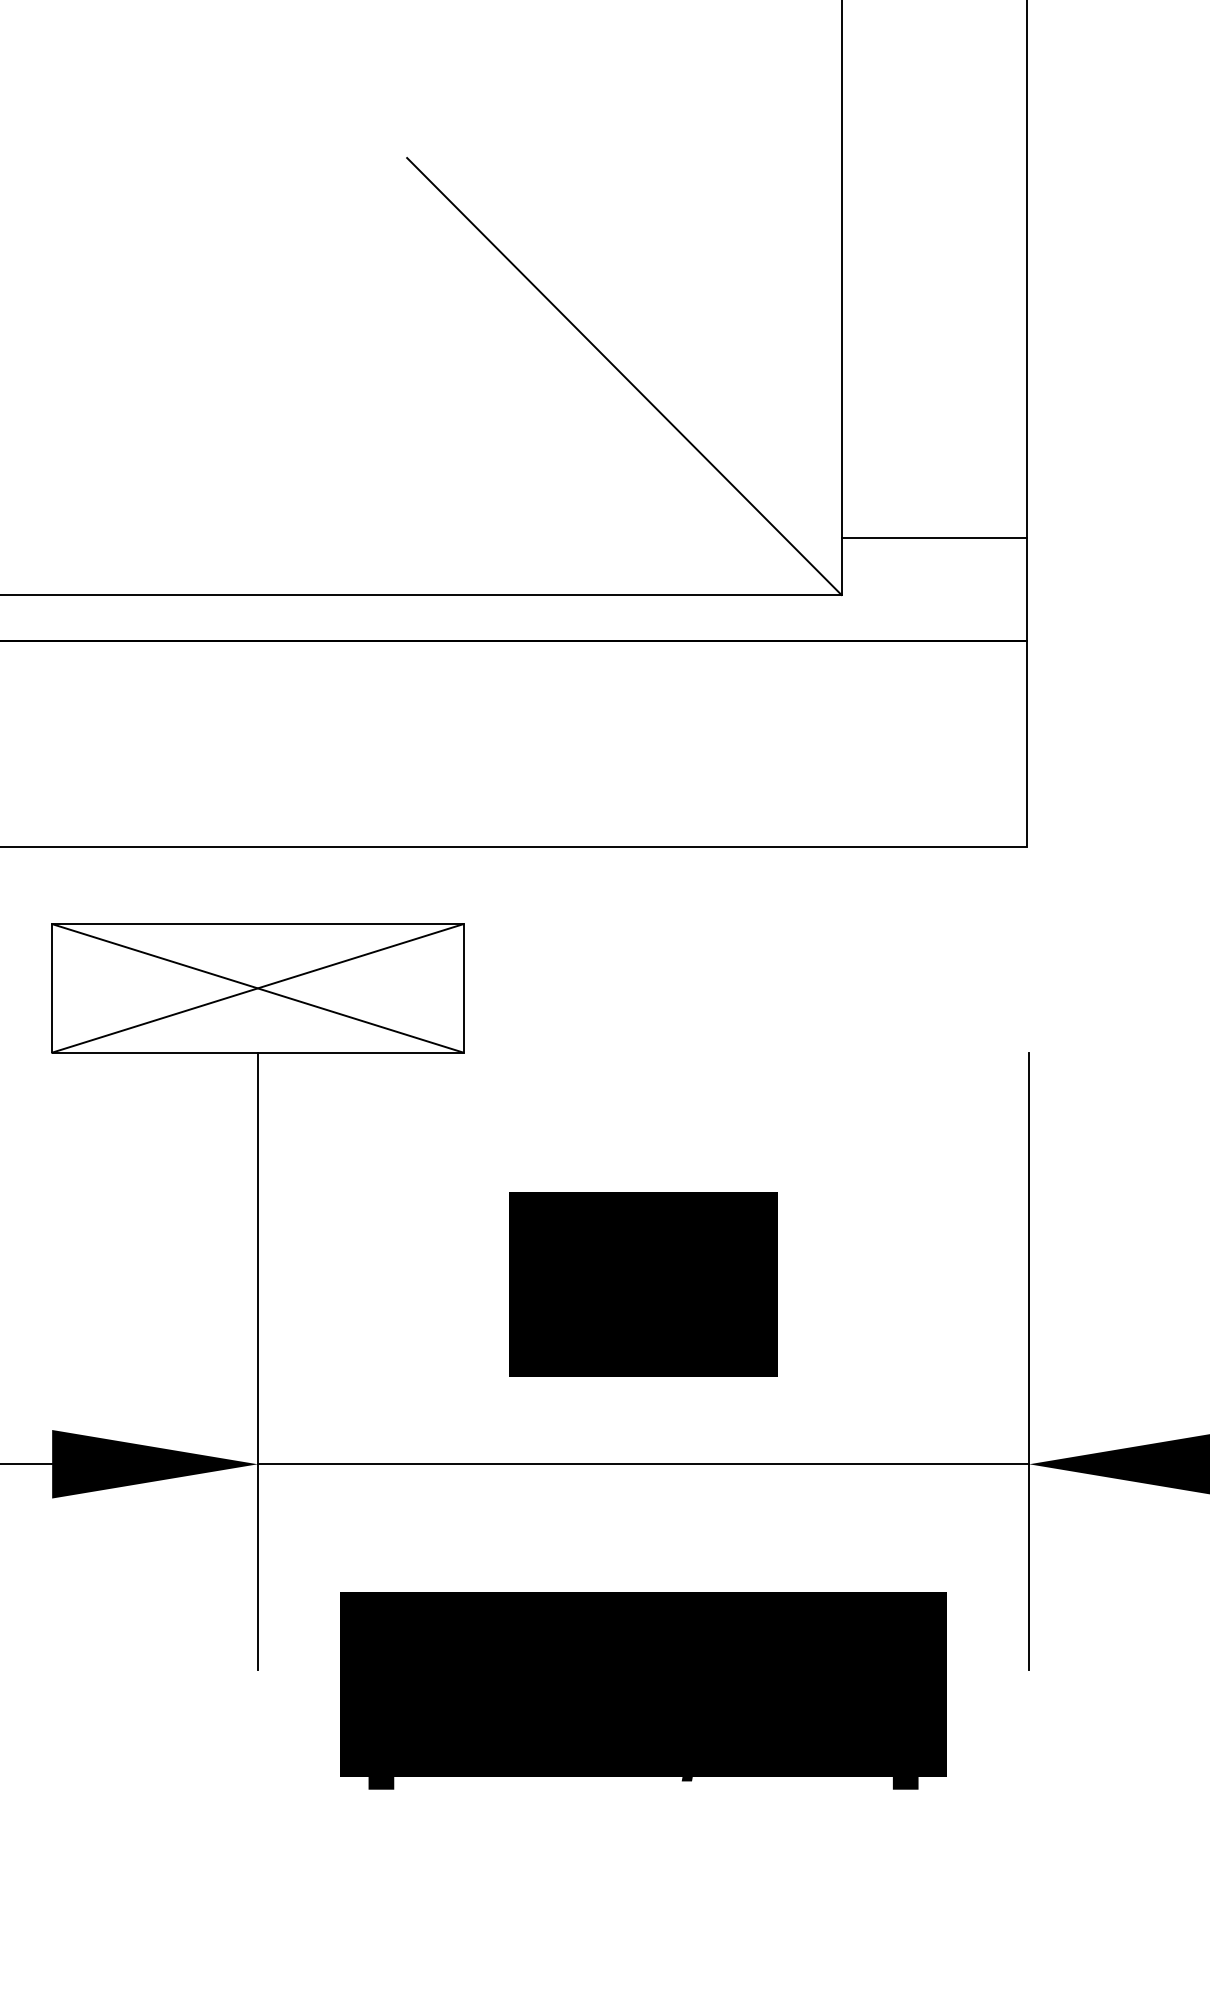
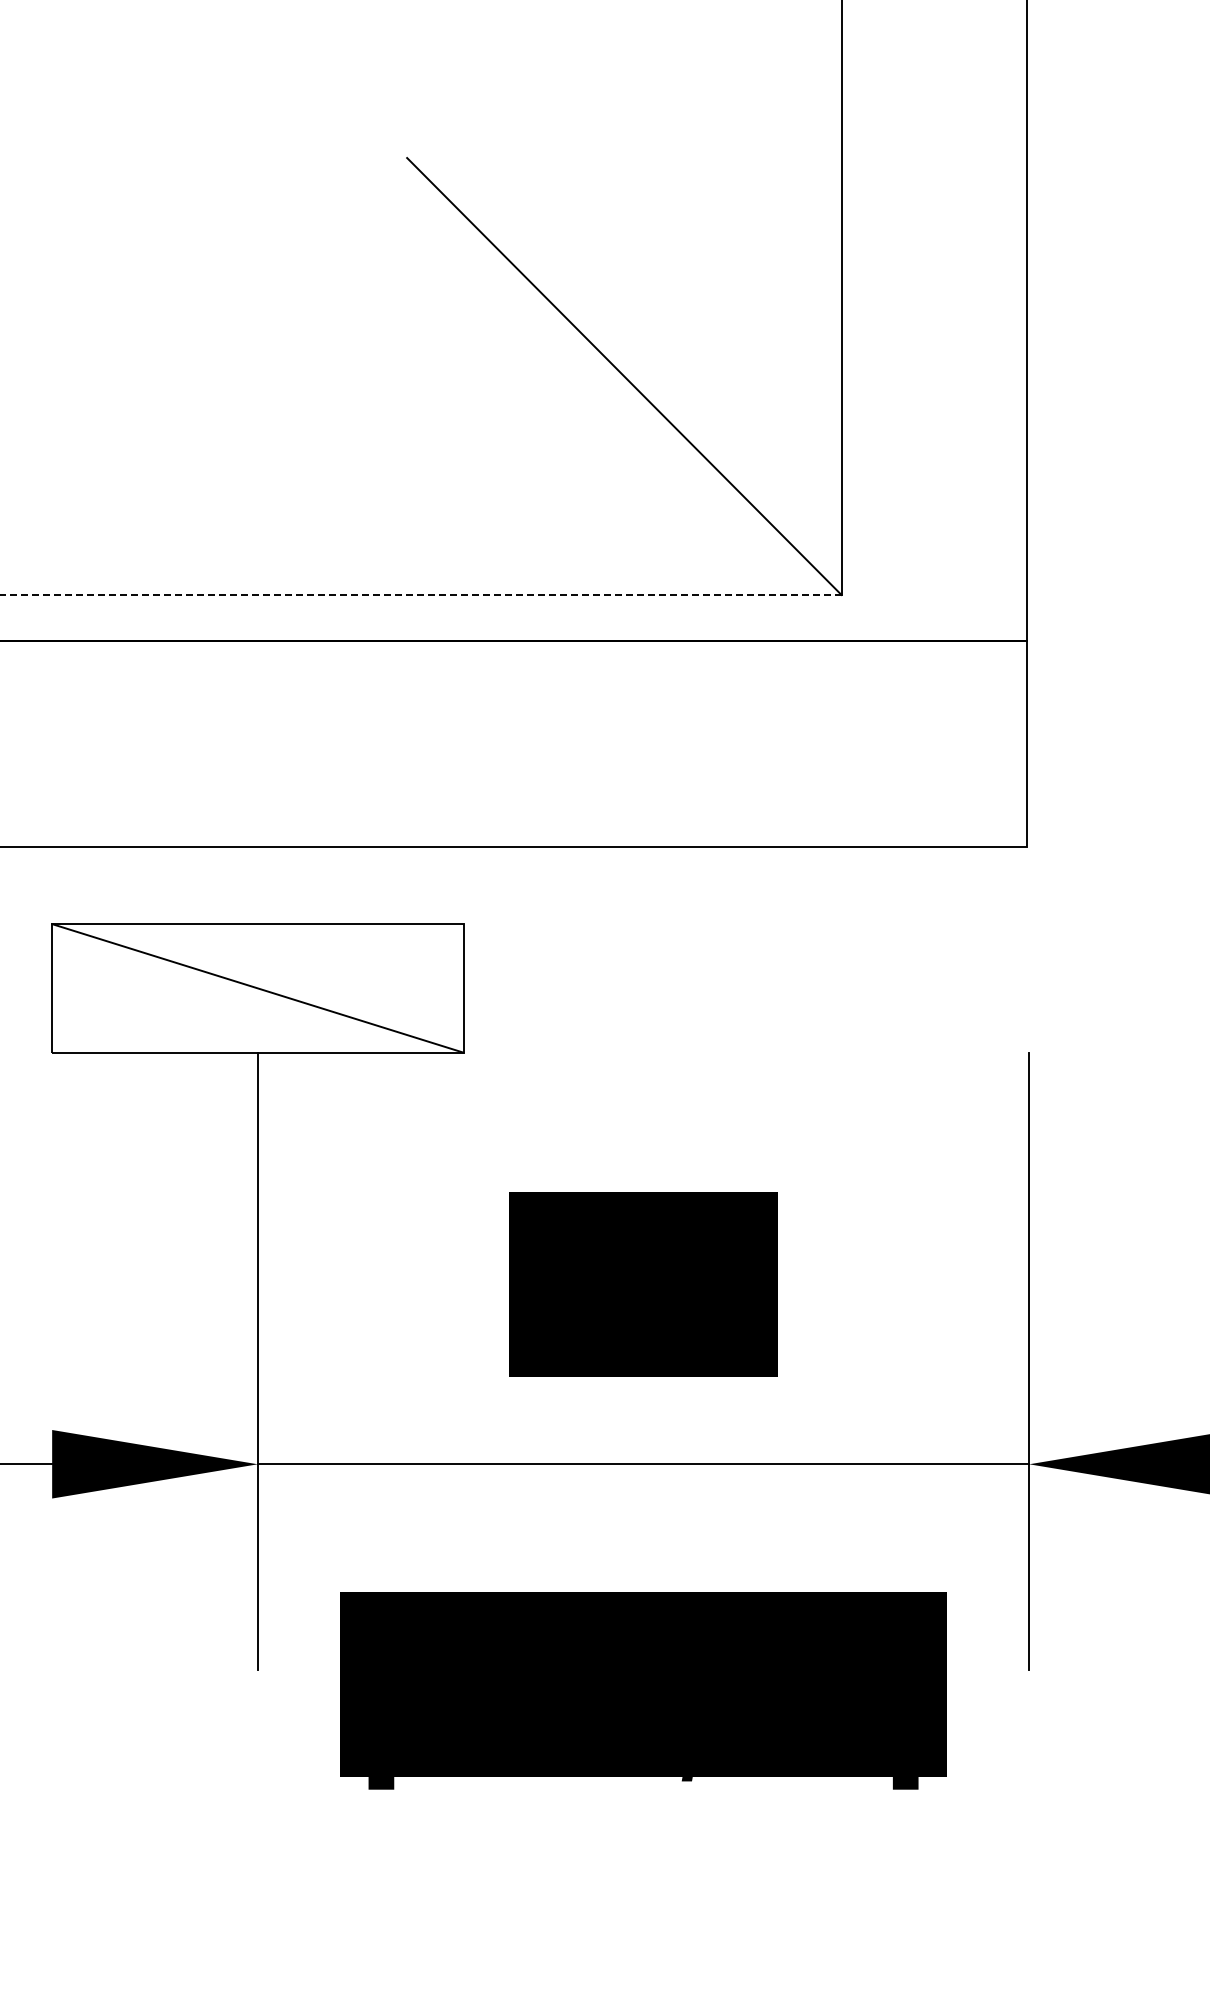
line: present -> none (933, 538)
line: solid -> dashed (420, 594)
line: present -> none (257, 988)
